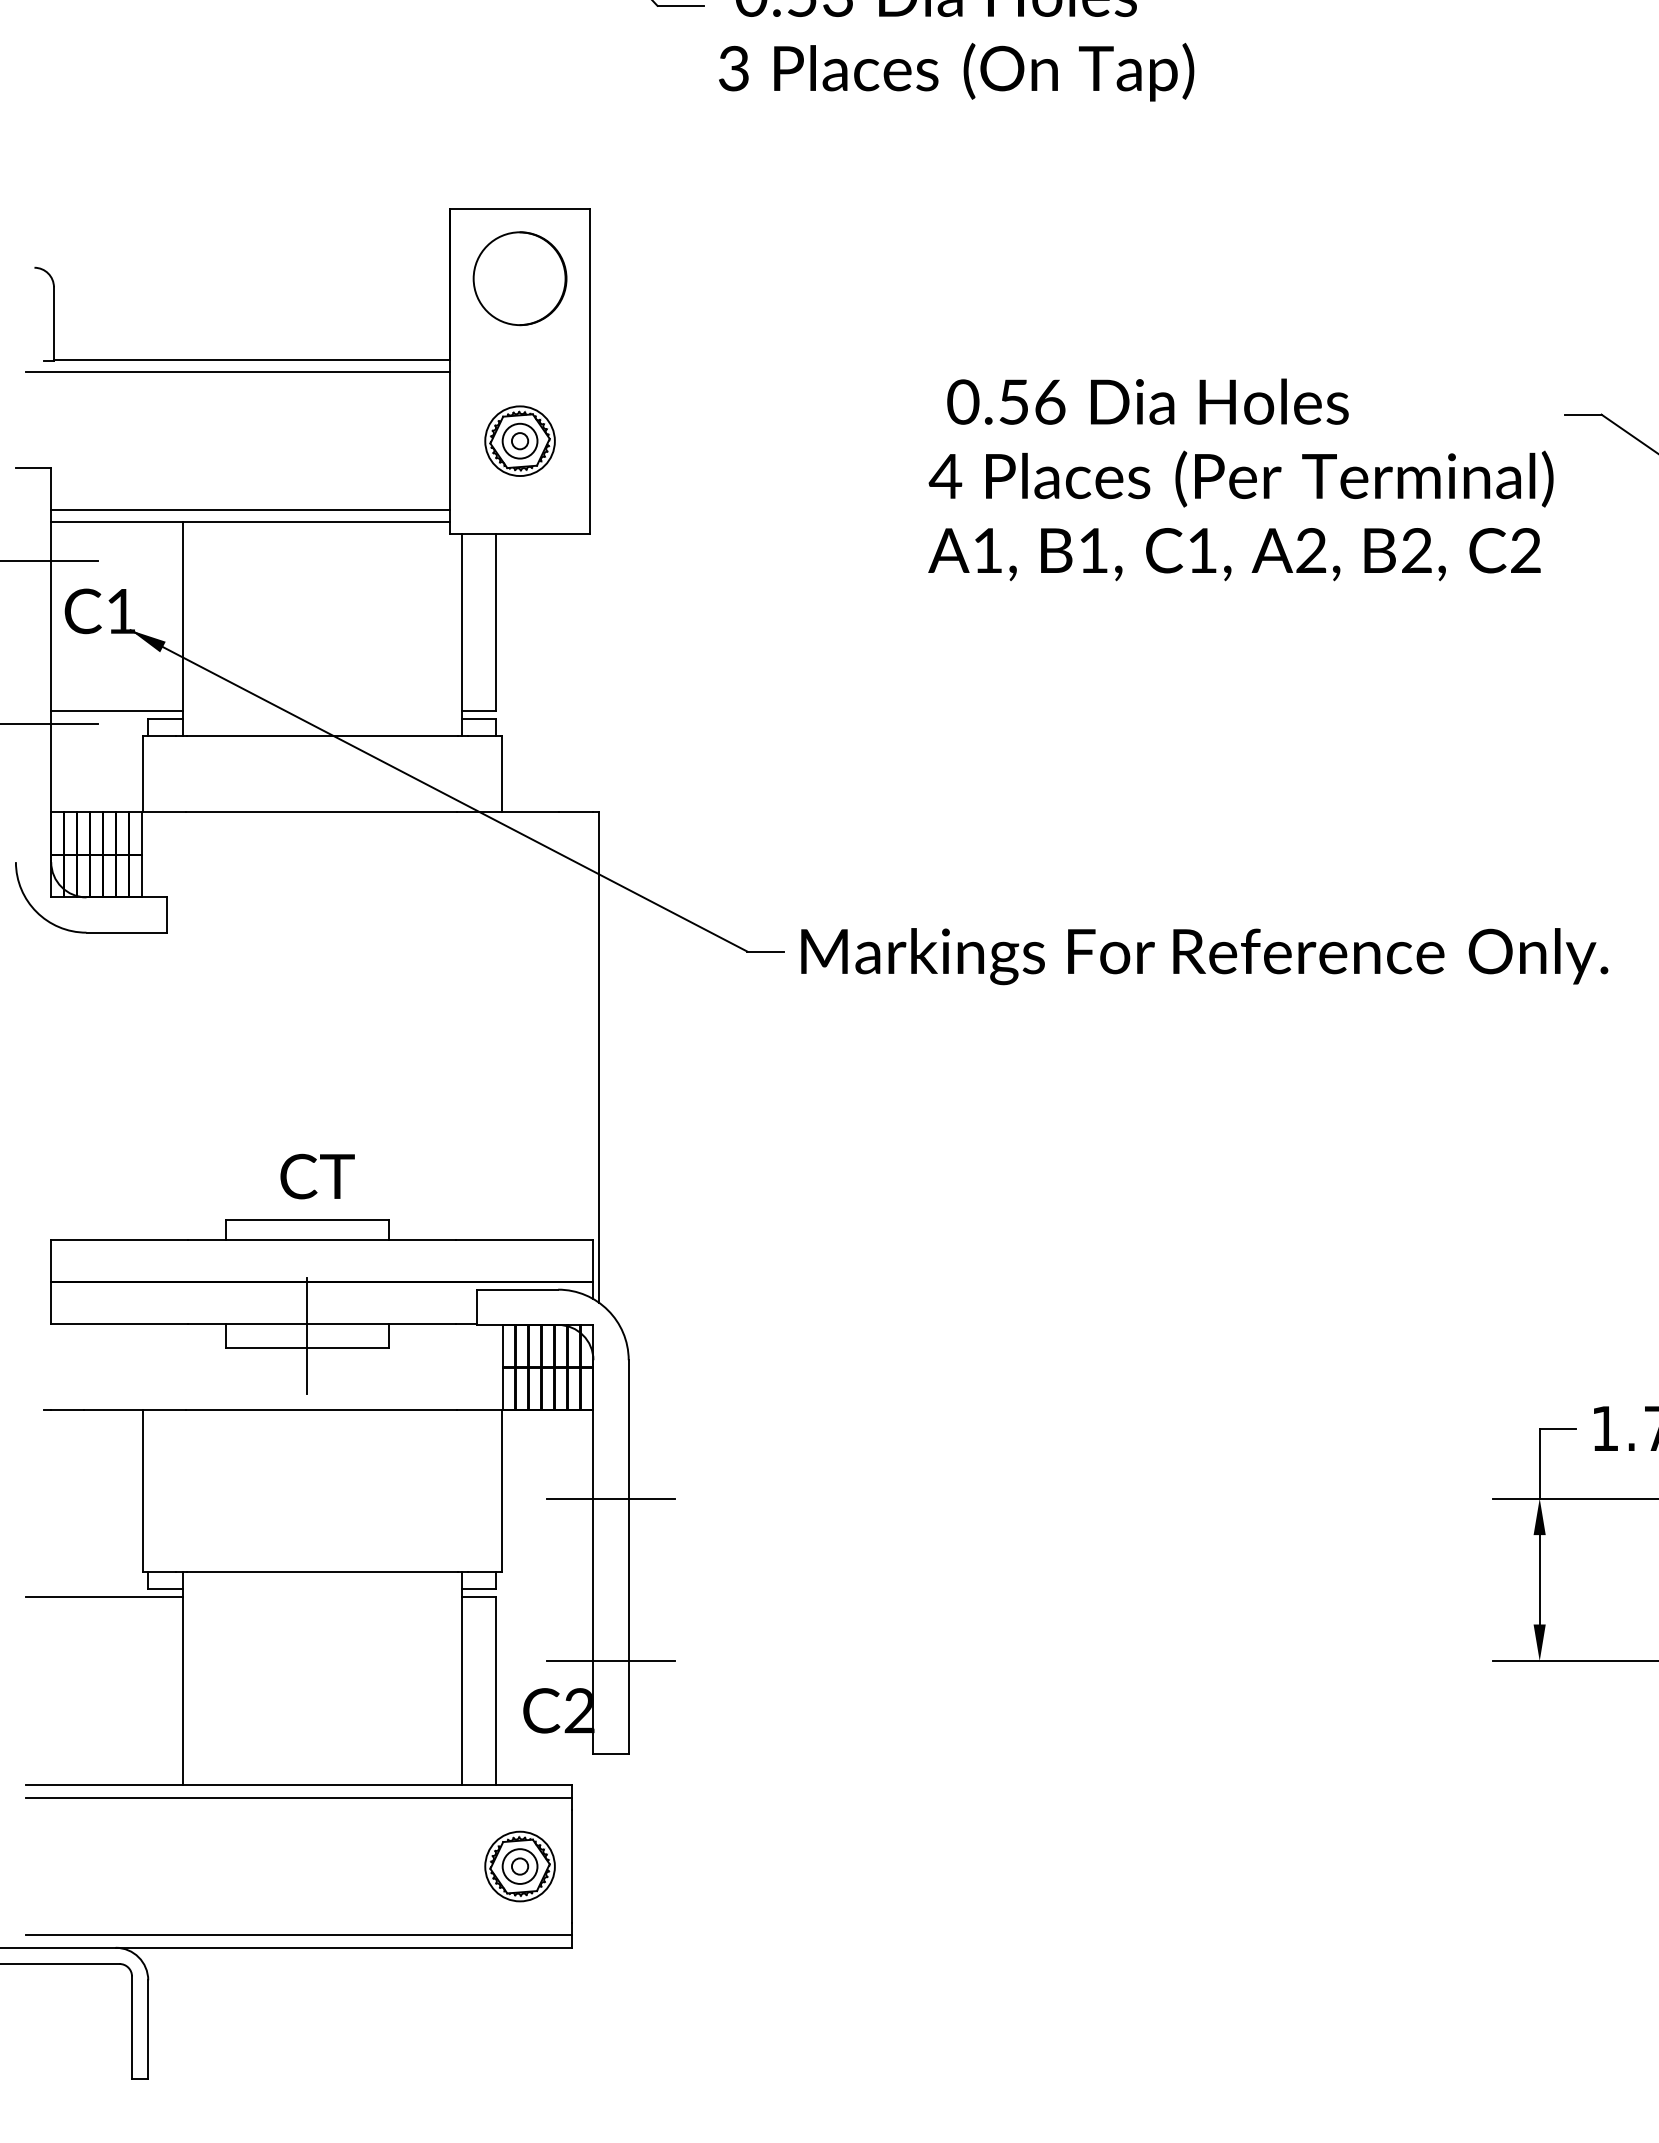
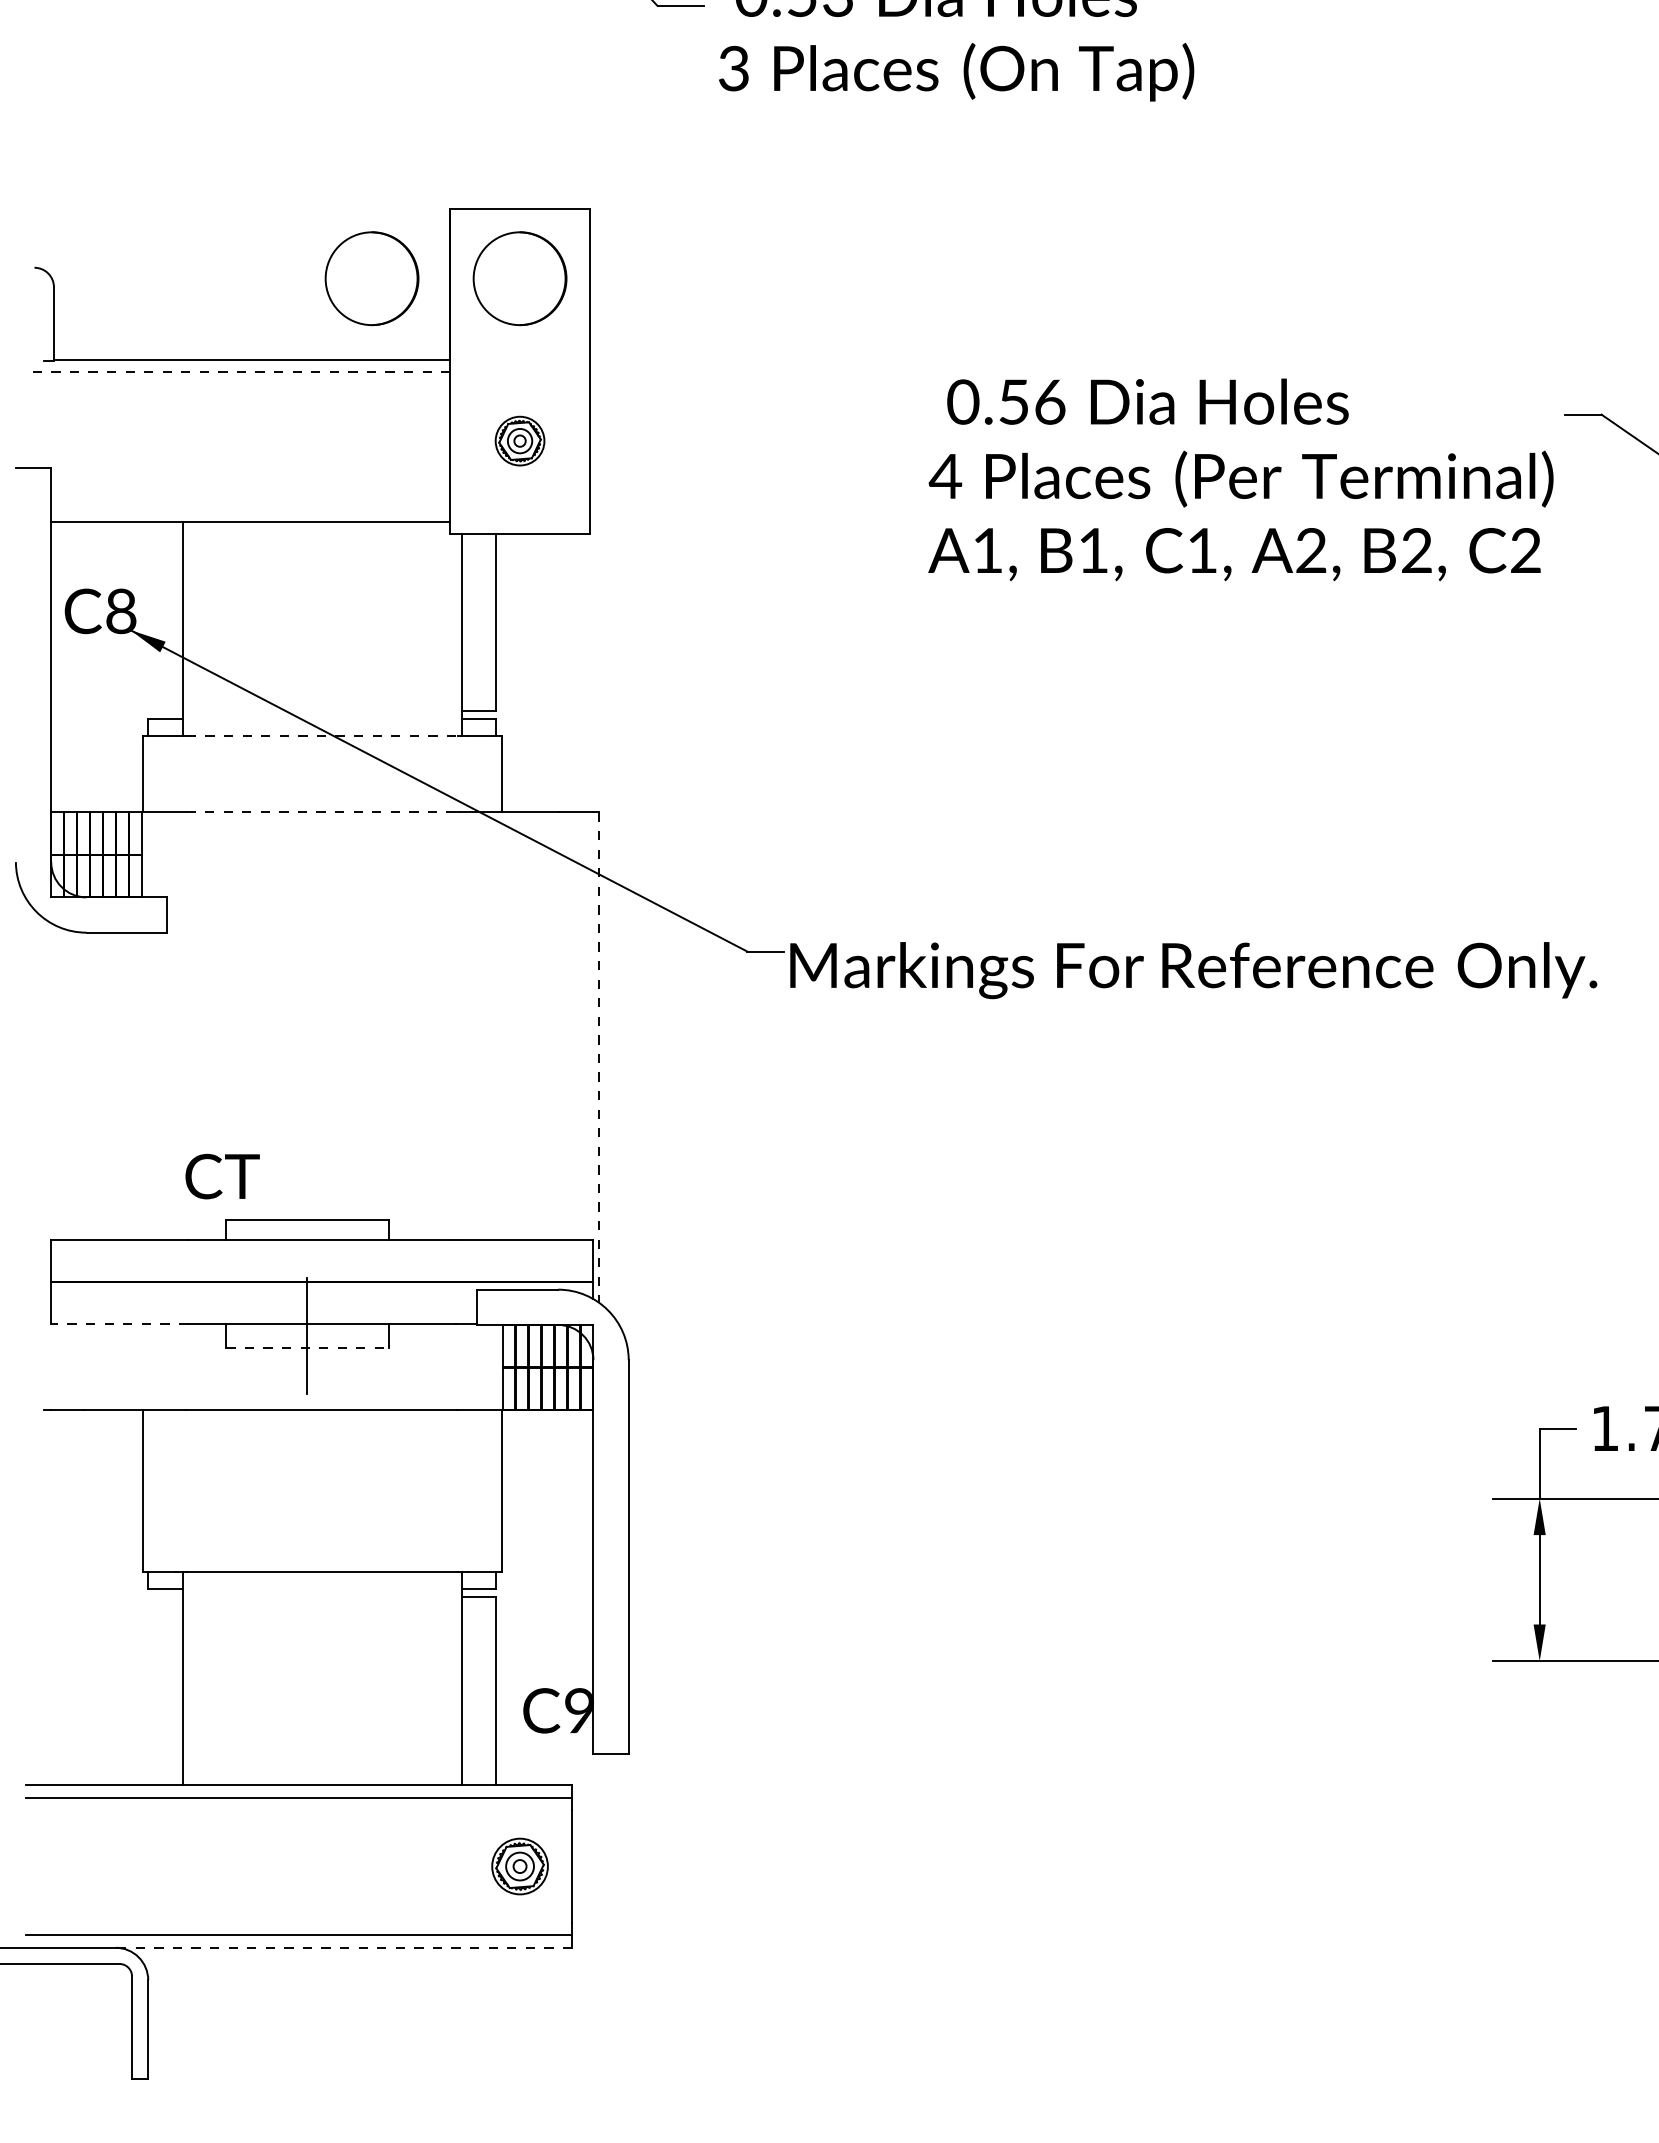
part: none -> present (371, 278)
line: solid -> dashed (237, 372)
part size: 72x72 px -> 52x52 px (519, 440)
line: present -> none (250, 510)
line: present -> none (49, 561)
text: C1 -> C8 (121, 611)
line: present -> none (117, 710)
line: present -> none (49, 723)
line: solid -> dashed (322, 736)
line: solid -> dashed (322, 812)
text position: (1204, 956) -> (1193, 970) (1193, 970)
line: solid -> dashed (599, 1058)
text position: (317, 1176) -> (222, 1176) (222, 1176)
line: solid -> dashed (119, 1324)
line: solid -> dashed (307, 1347)
line: present -> none (611, 1498)
line: present -> none (104, 1596)
line: present -> none (611, 1661)
text: C2 -> C9 (579, 1710)
part size: 72x73 px -> 58x59 px (519, 1866)
line: solid -> dashed (343, 1947)
